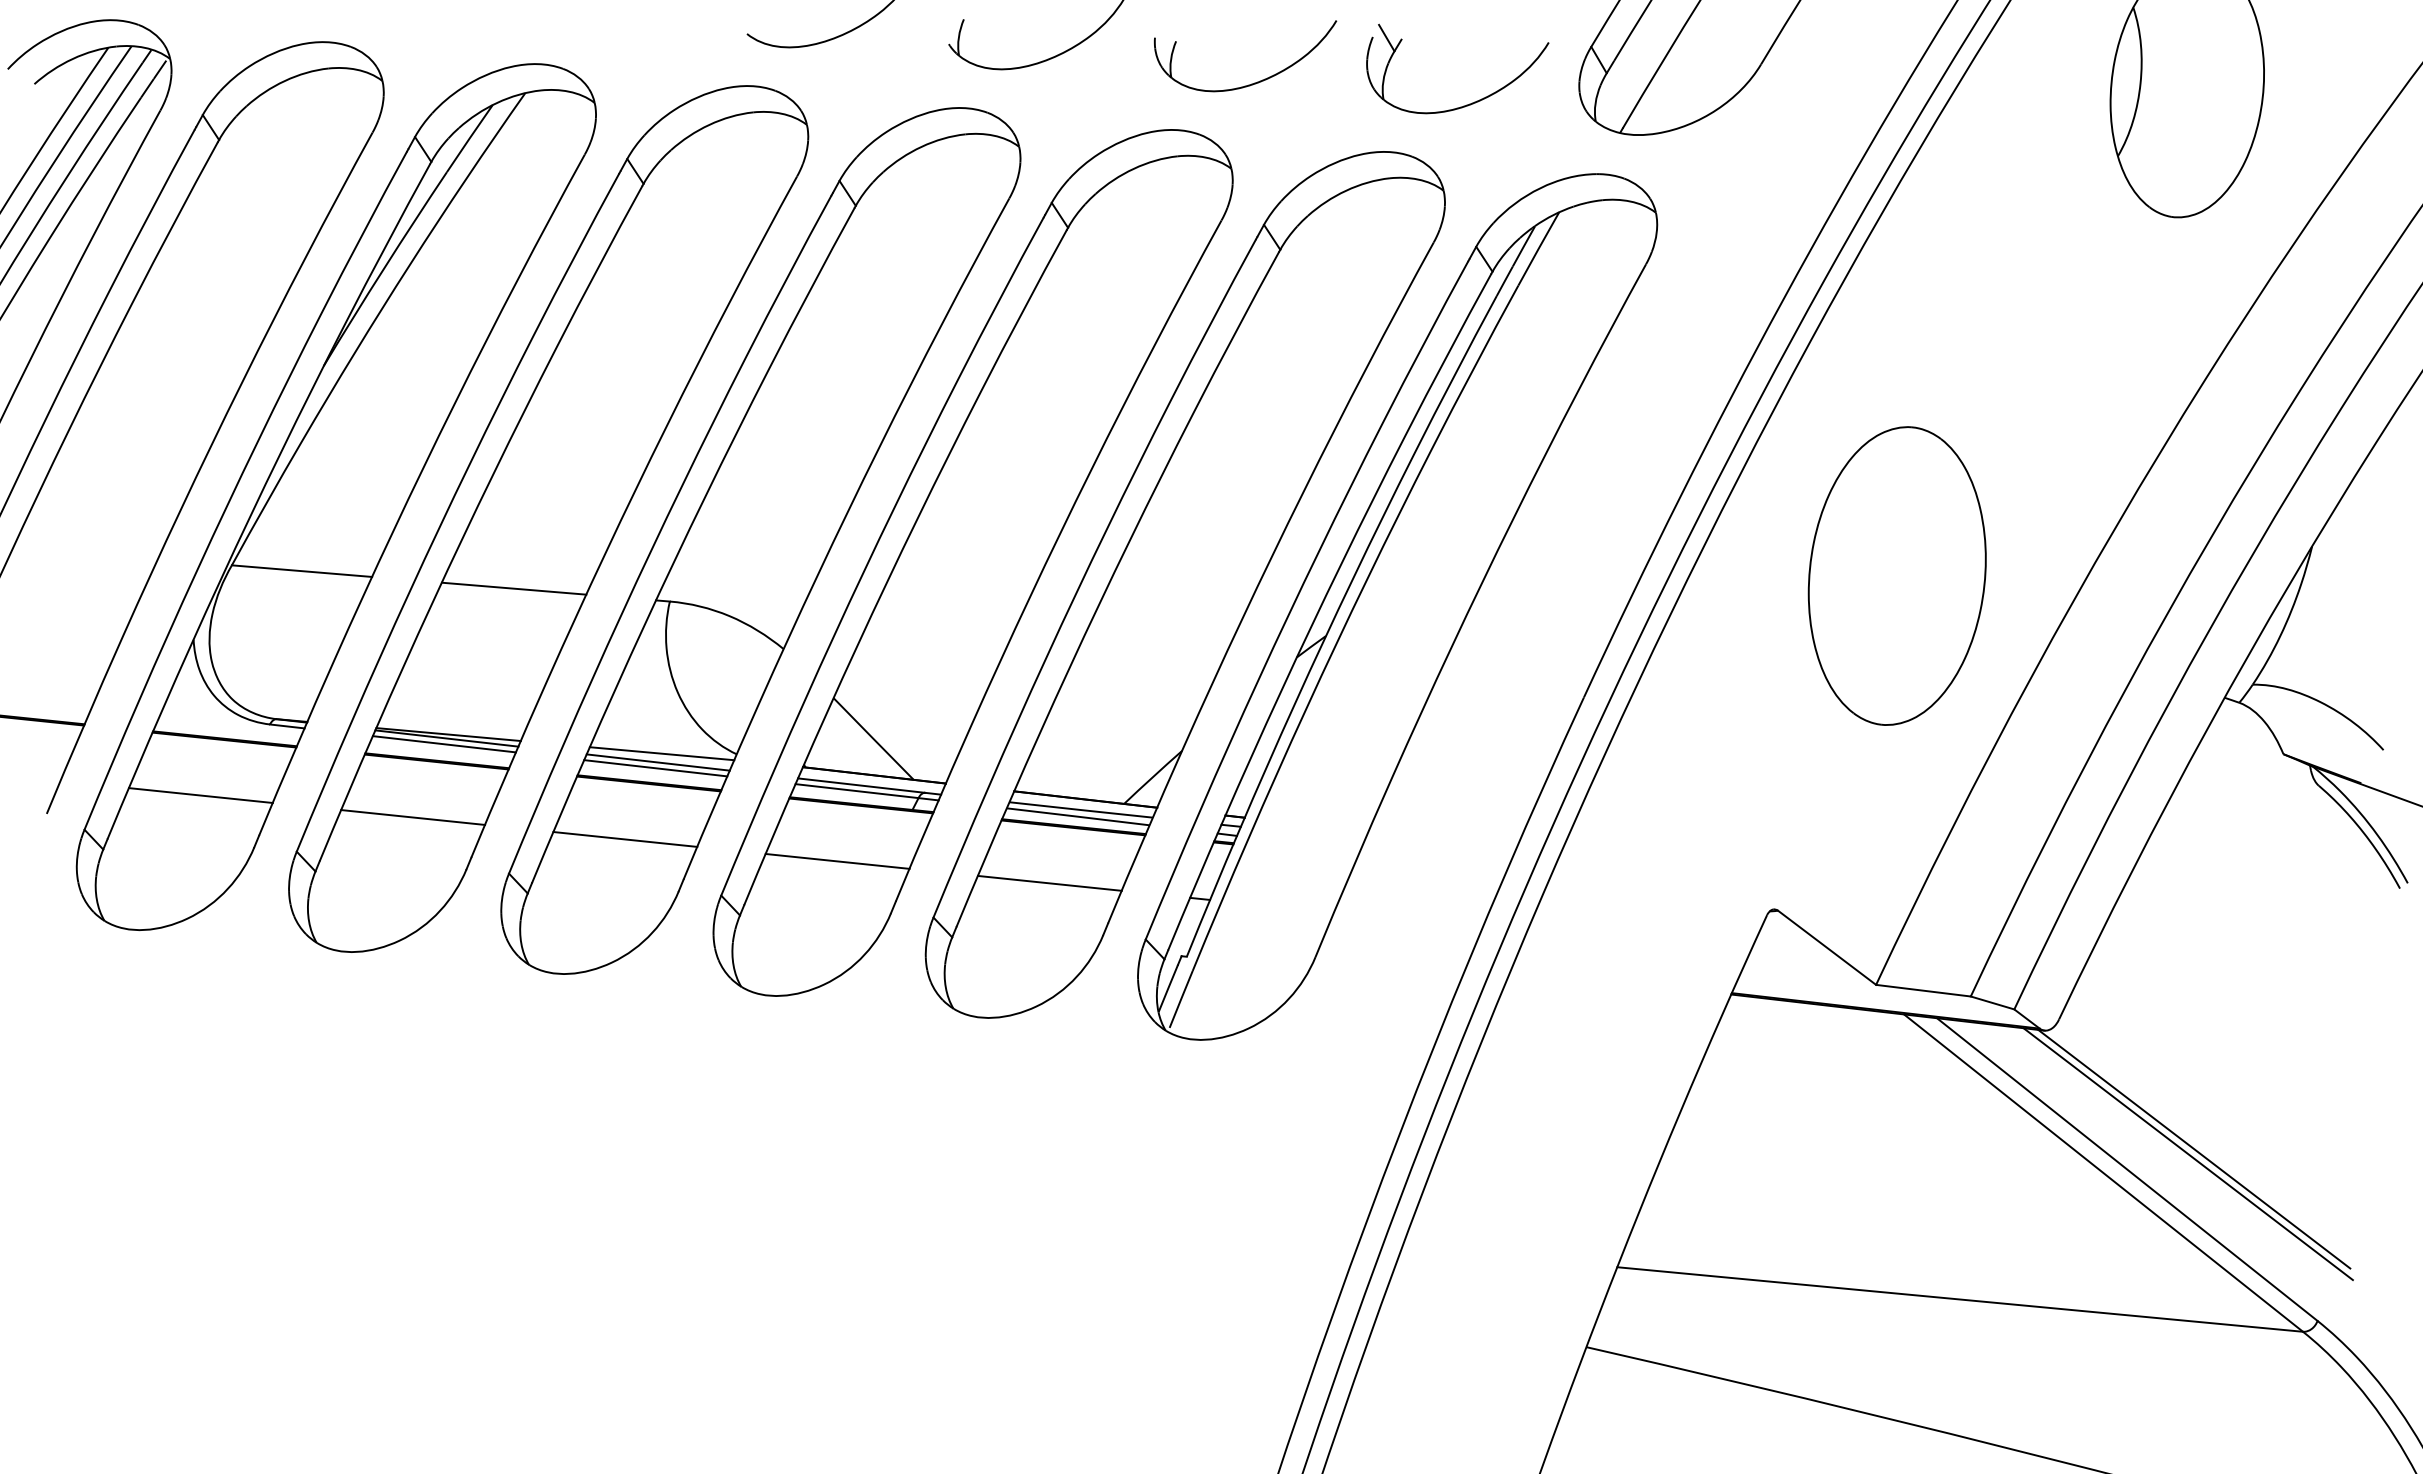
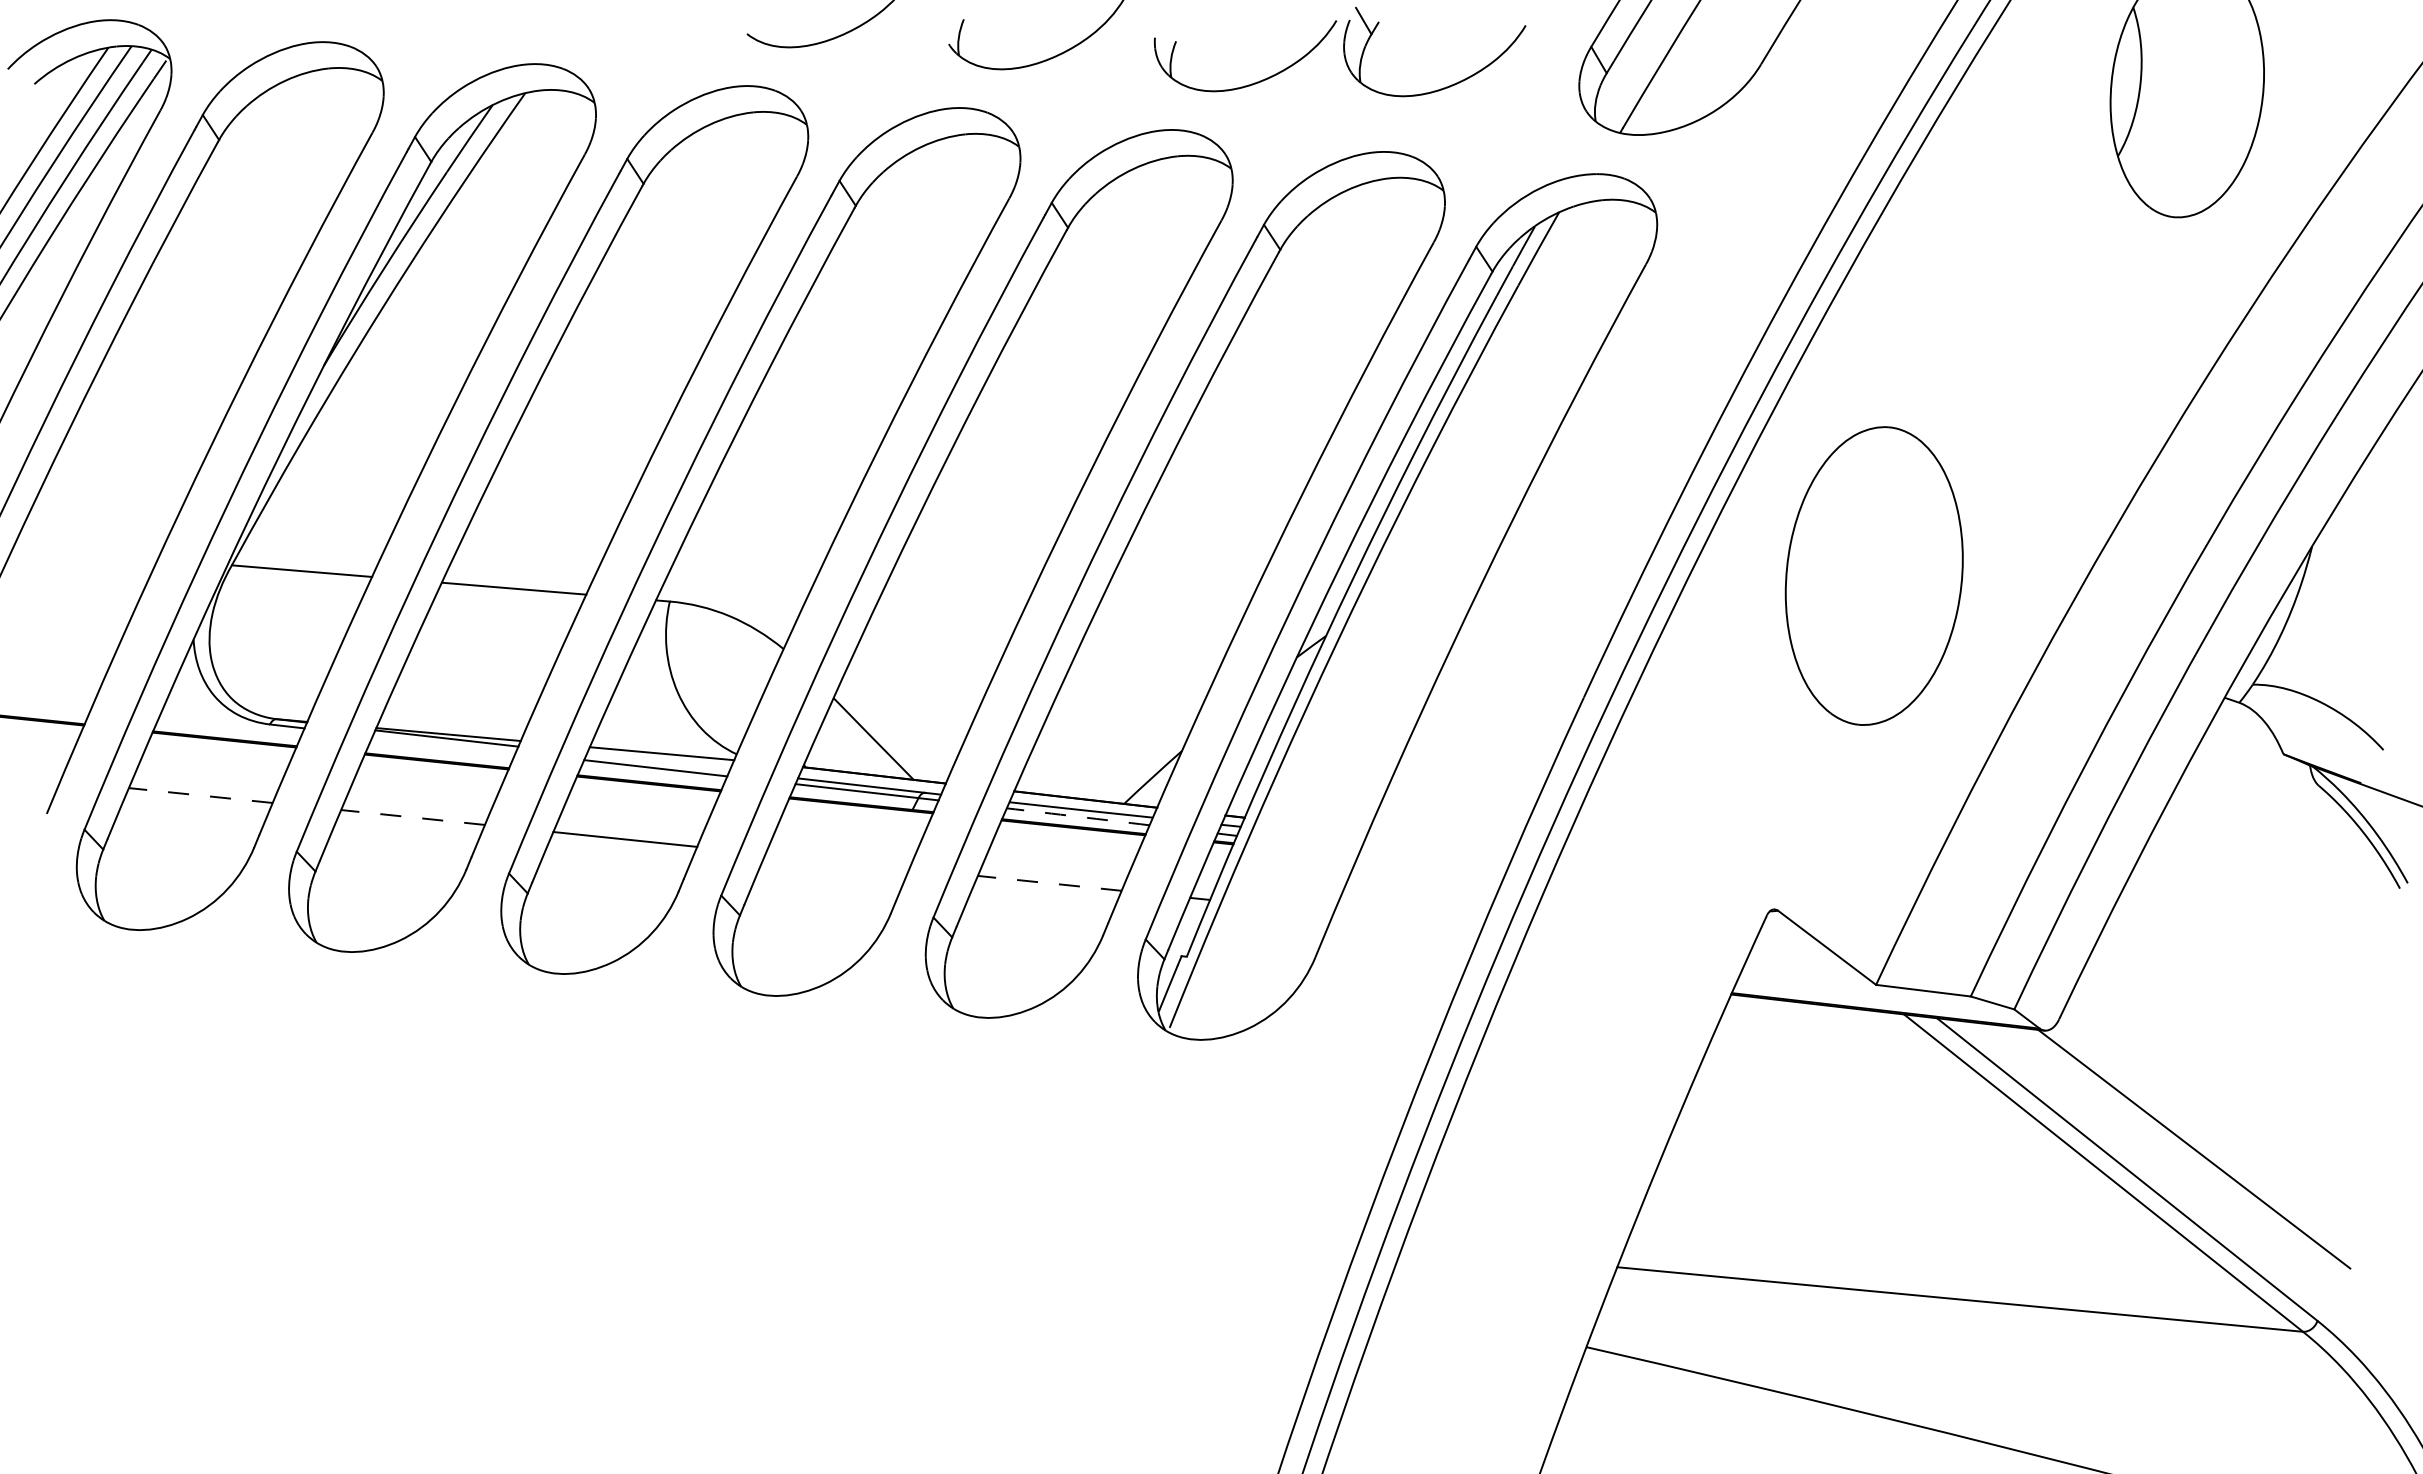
part position: (1469, 103) -> (1446, 86) (1446, 86)
part position: (1896, 575) -> (1873, 575) (1873, 575)
line: present -> none (443, 744)
line: present -> none (657, 762)
line: solid -> dashed (200, 795)
arc: solid -> dashed (1078, 816)
line: solid -> dashed (412, 817)
line: present -> none (837, 860)
line: solid -> dashed (1049, 883)
line: present -> none (2187, 1154)
